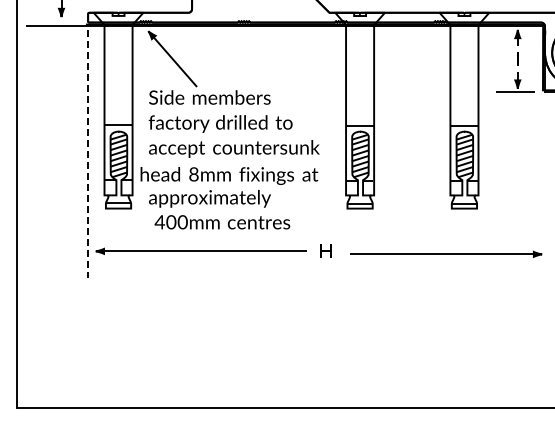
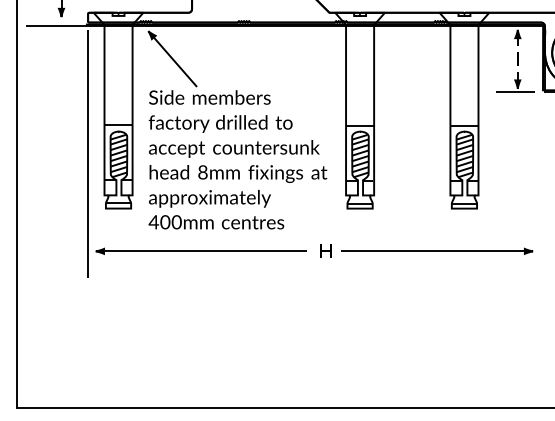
line: dashed -> solid (88, 154)
text position: (229, 175) -> (238, 173) (238, 173)
text position: (222, 222) -> (216, 222) (216, 222)
part position: (446, 253) -> (437, 250) (437, 250)
